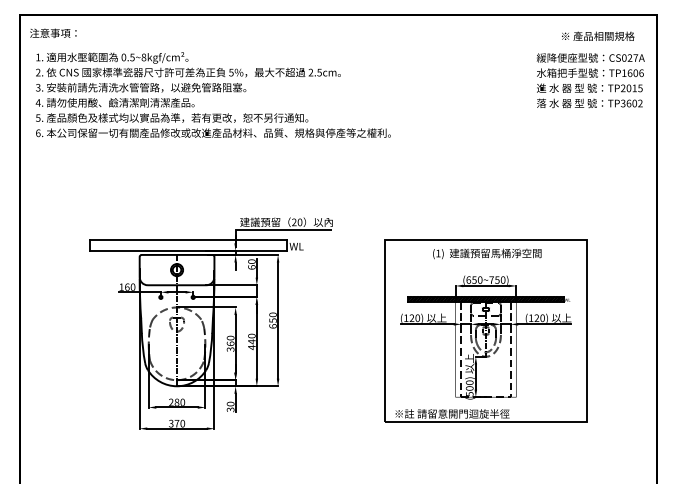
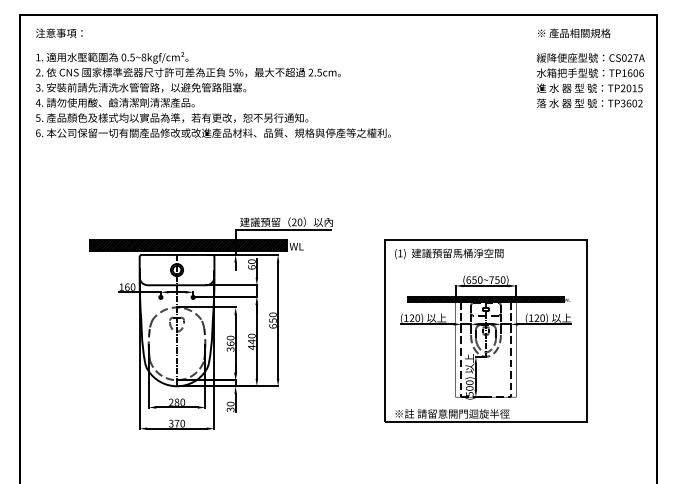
text position: (53, 32) -> (59, 32) (59, 32)
text position: (598, 35) -> (574, 32) (574, 32)
hatch: none -> present (188, 245)
text position: (487, 253) -> (449, 253) (449, 253)
